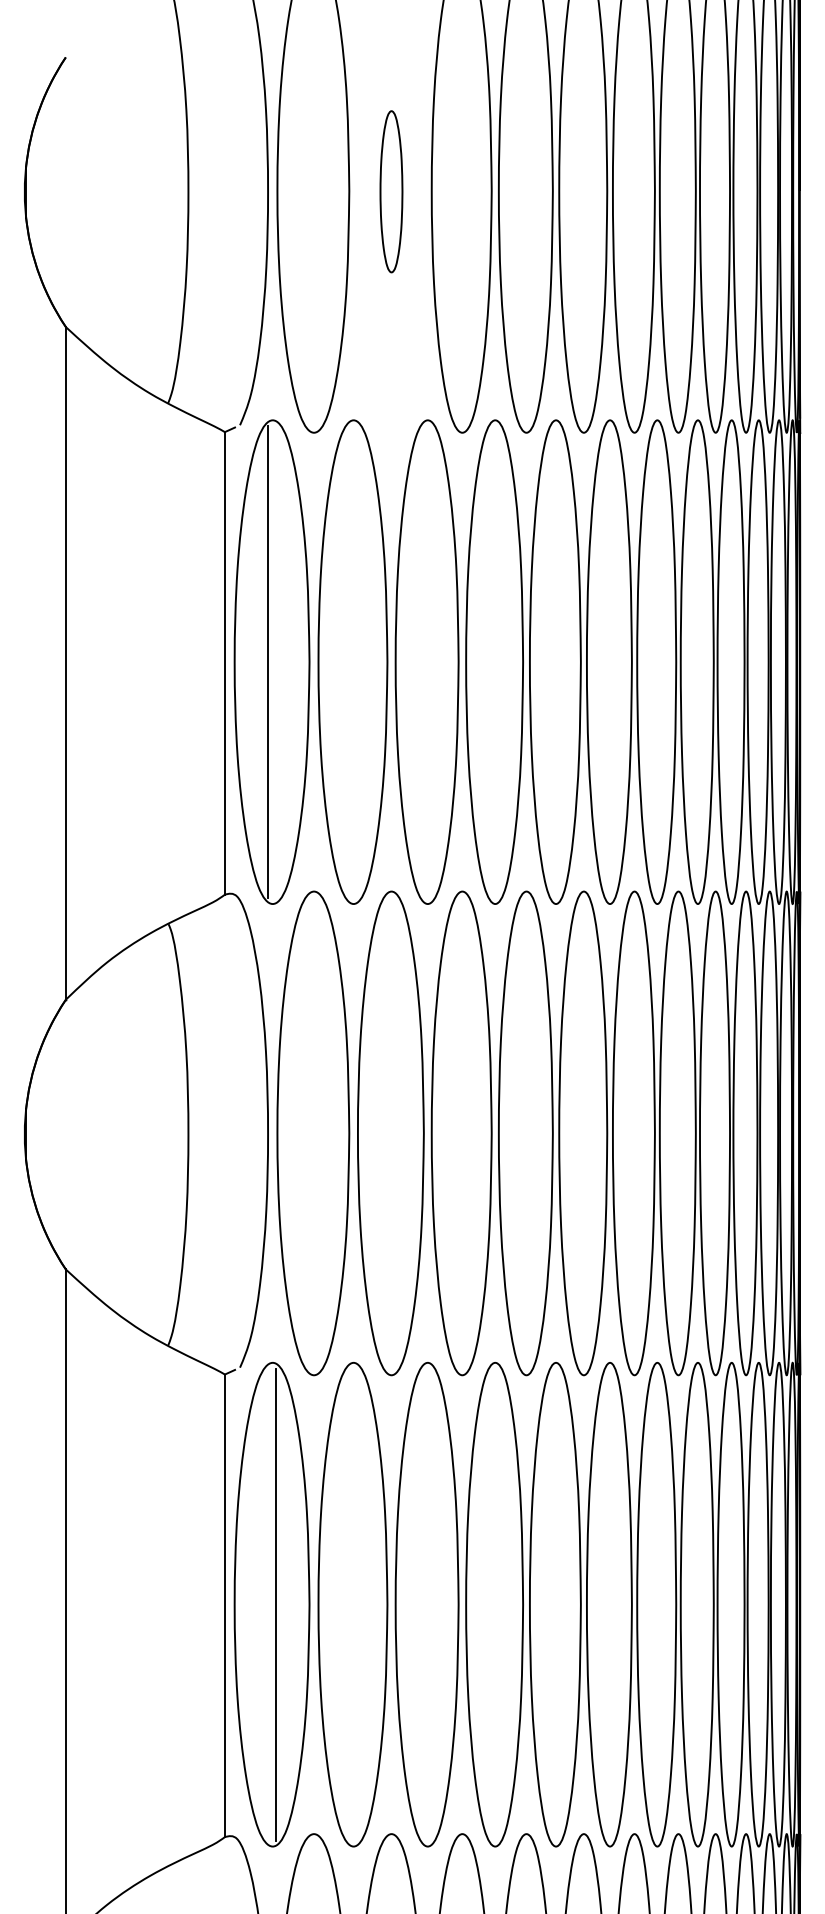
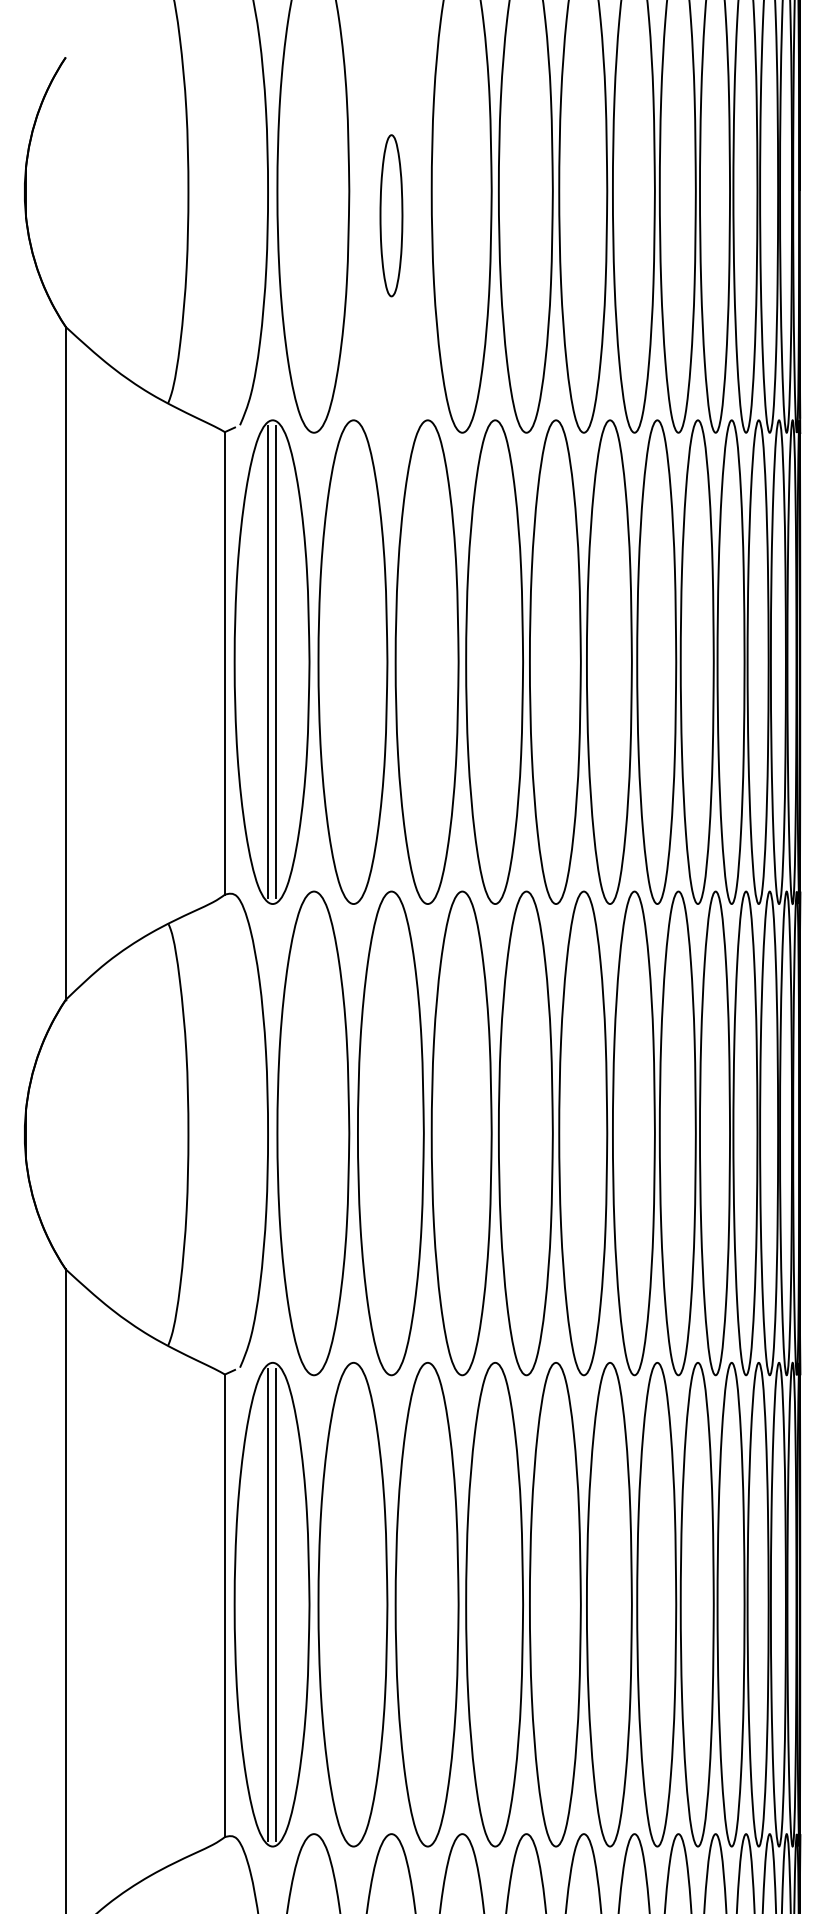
part position: (391, 191) -> (391, 215) (391, 215)
line: none -> present (276, 661)
line: none -> present (267, 1604)
